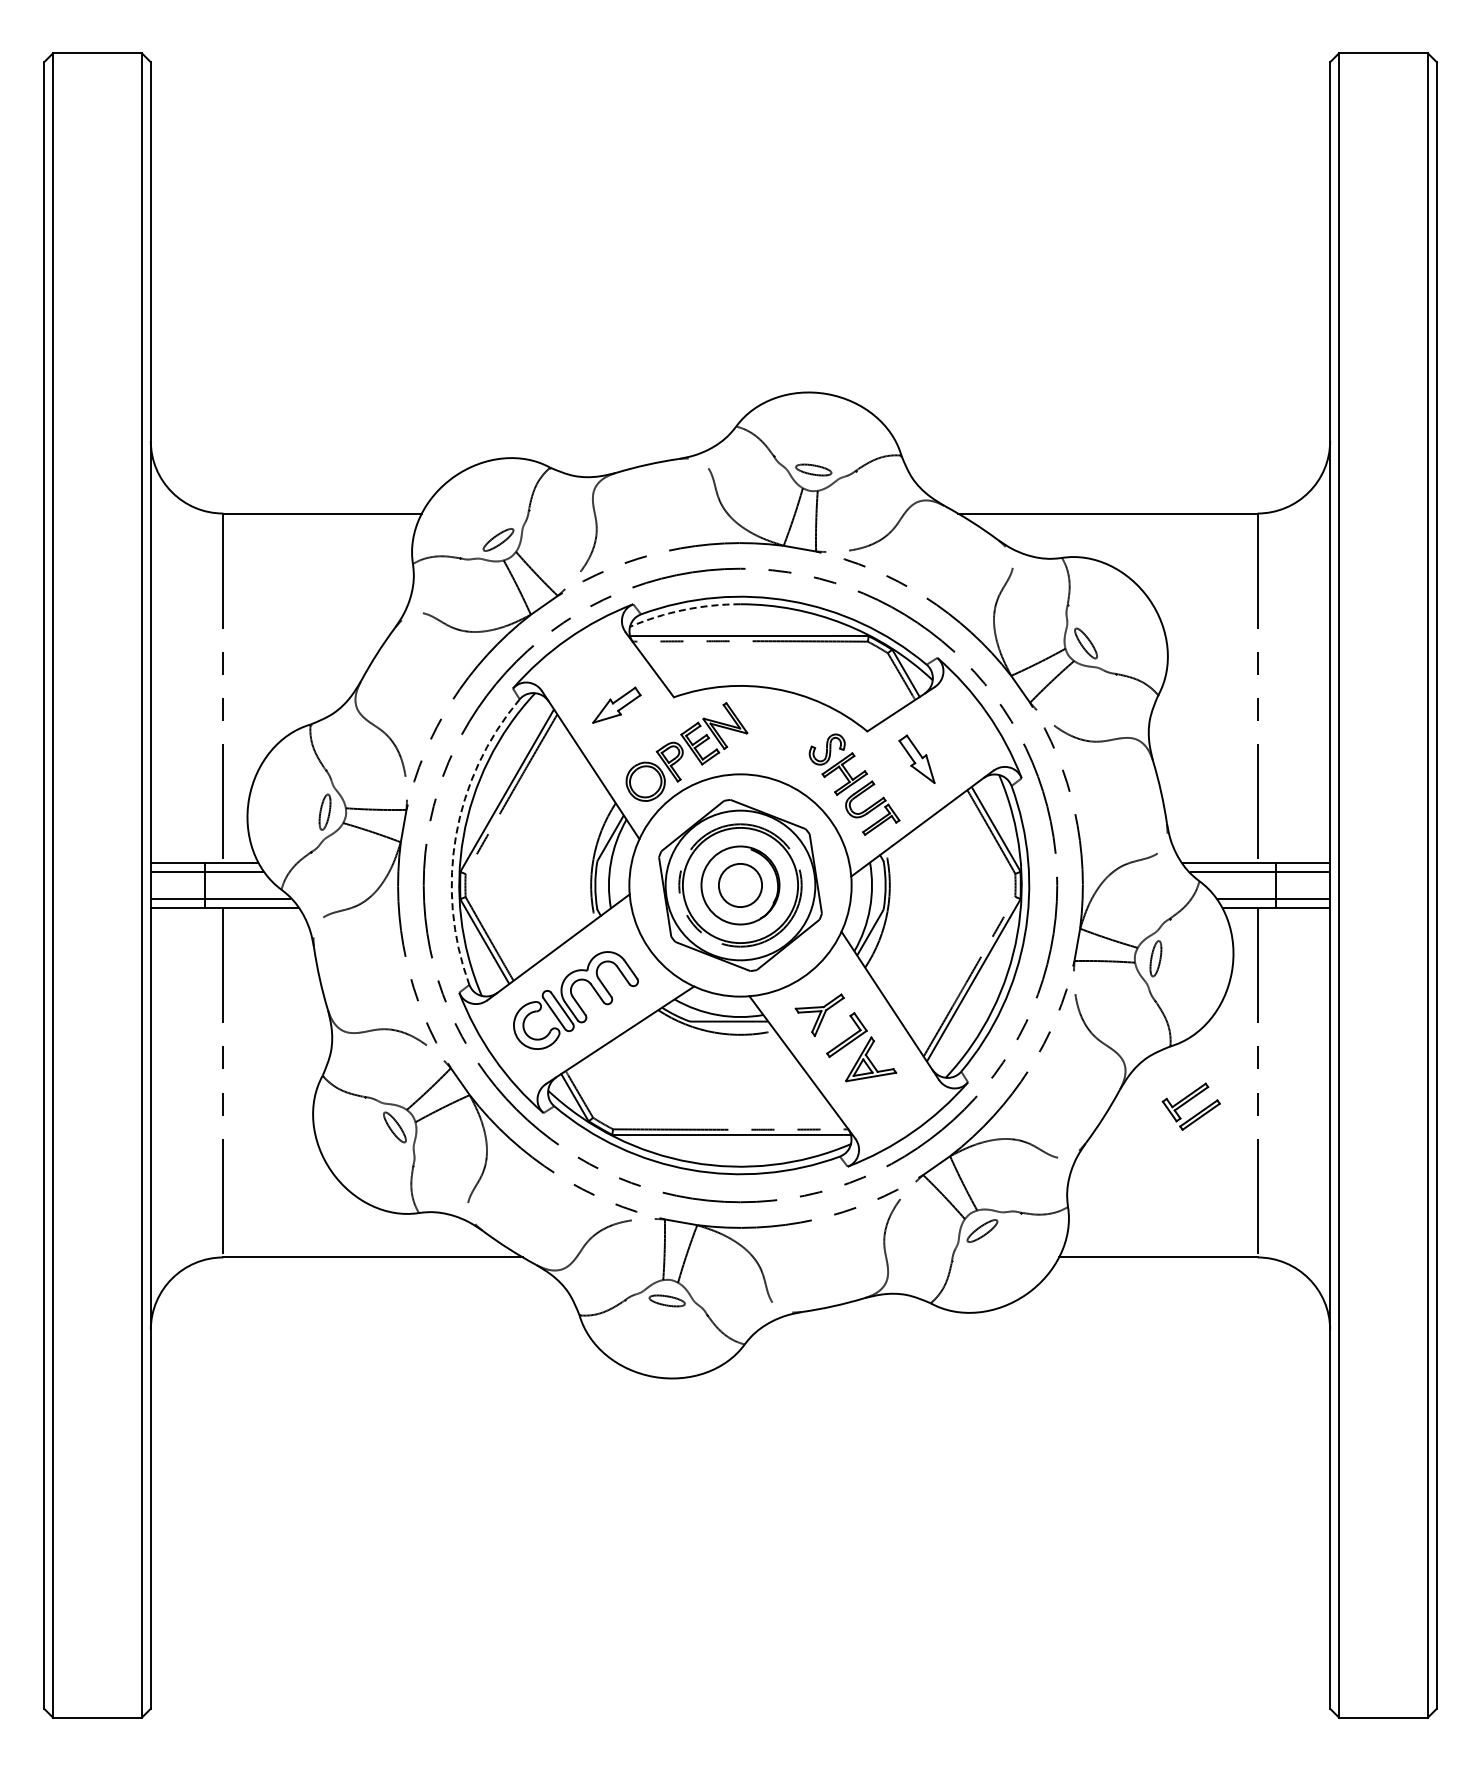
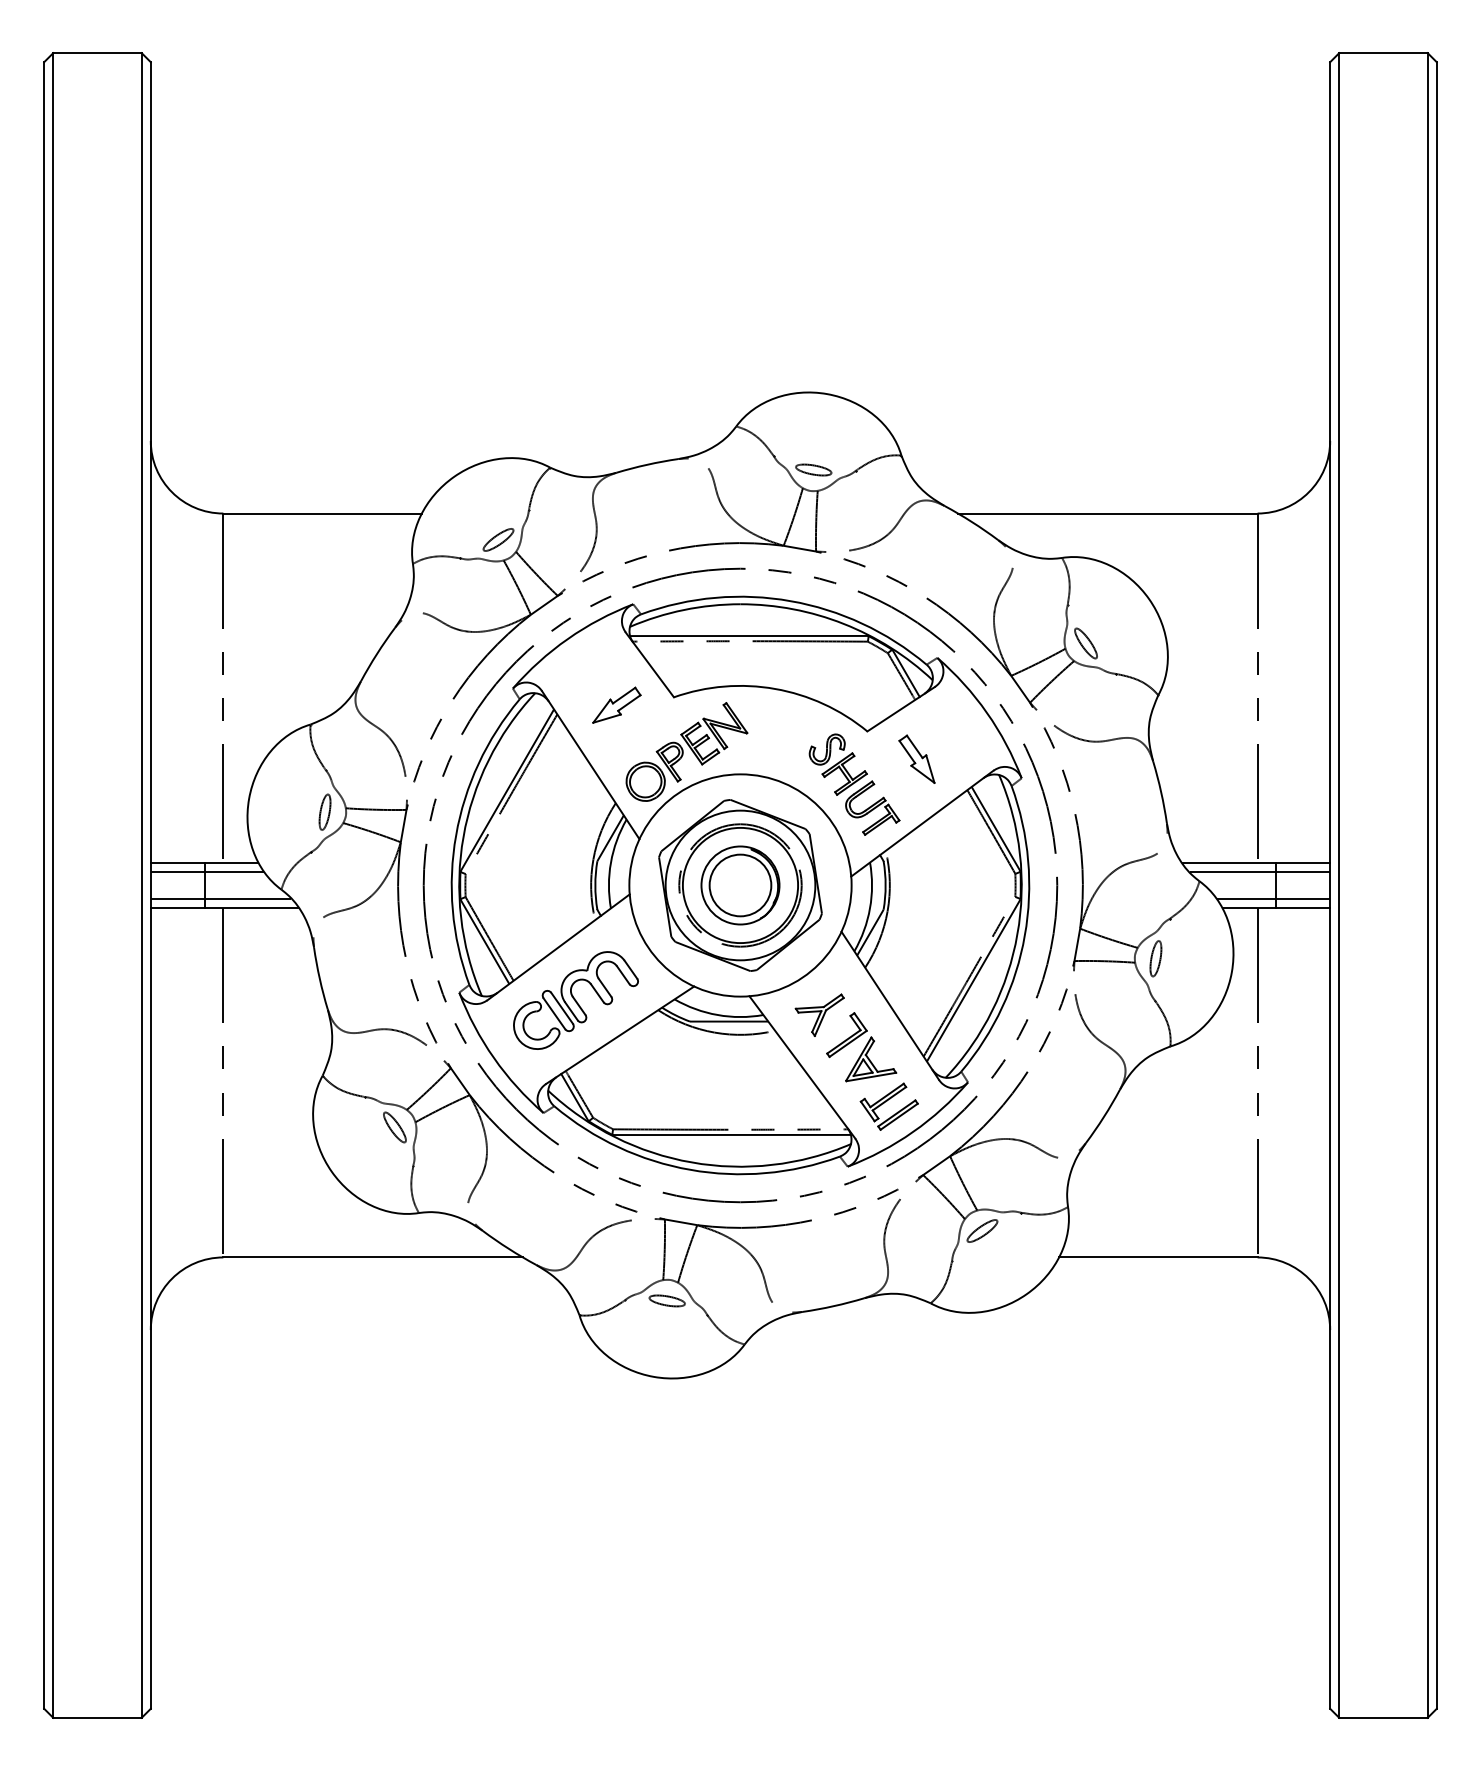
arc: dashed -> solid (684, 609)
arc: dashed -> solid (456, 835)
circle diameter: 43 px -> 62 px (740, 885)
part position: (1190, 1106) -> (888, 1106) (888, 1106)
